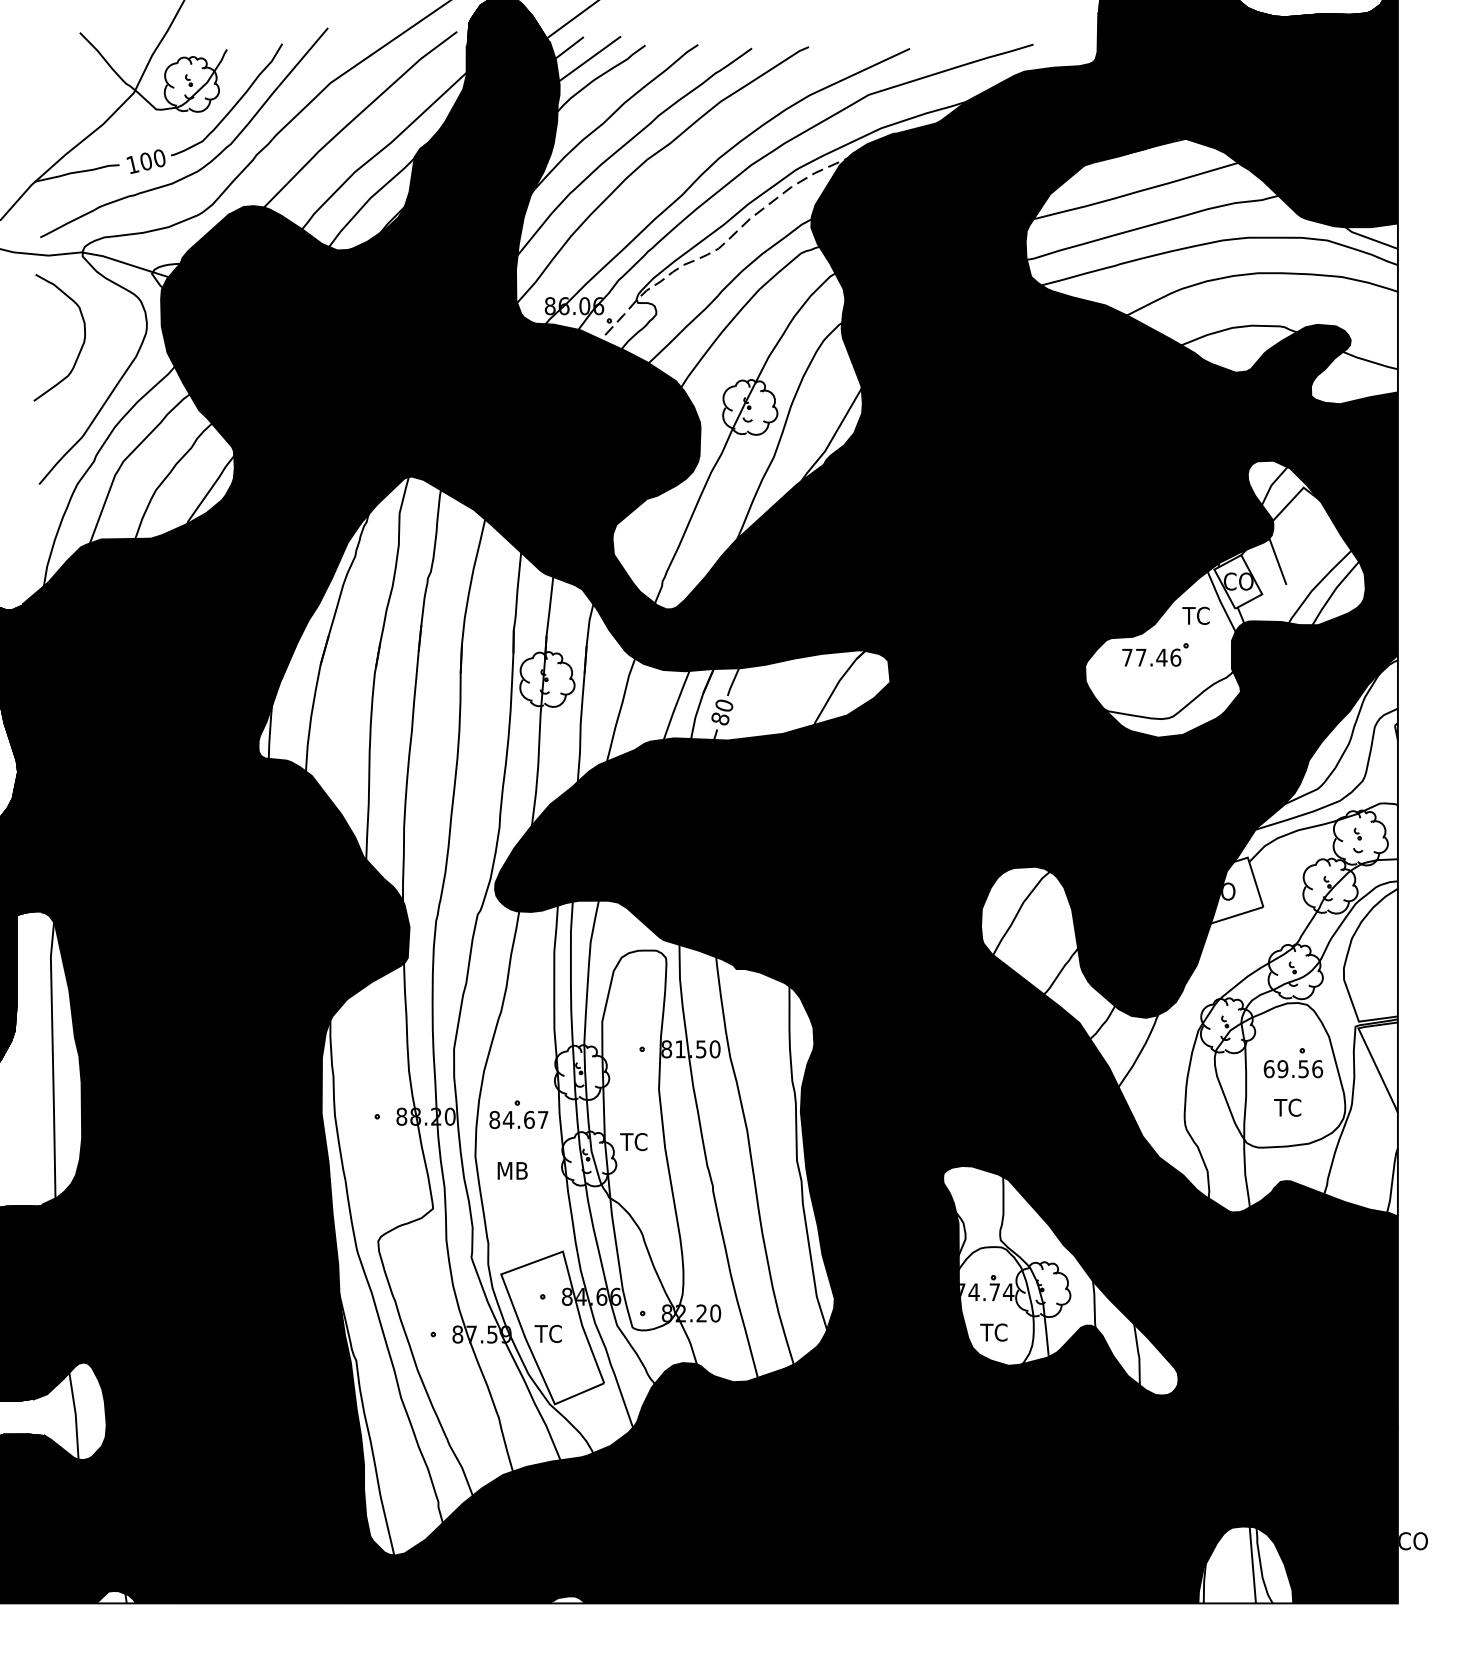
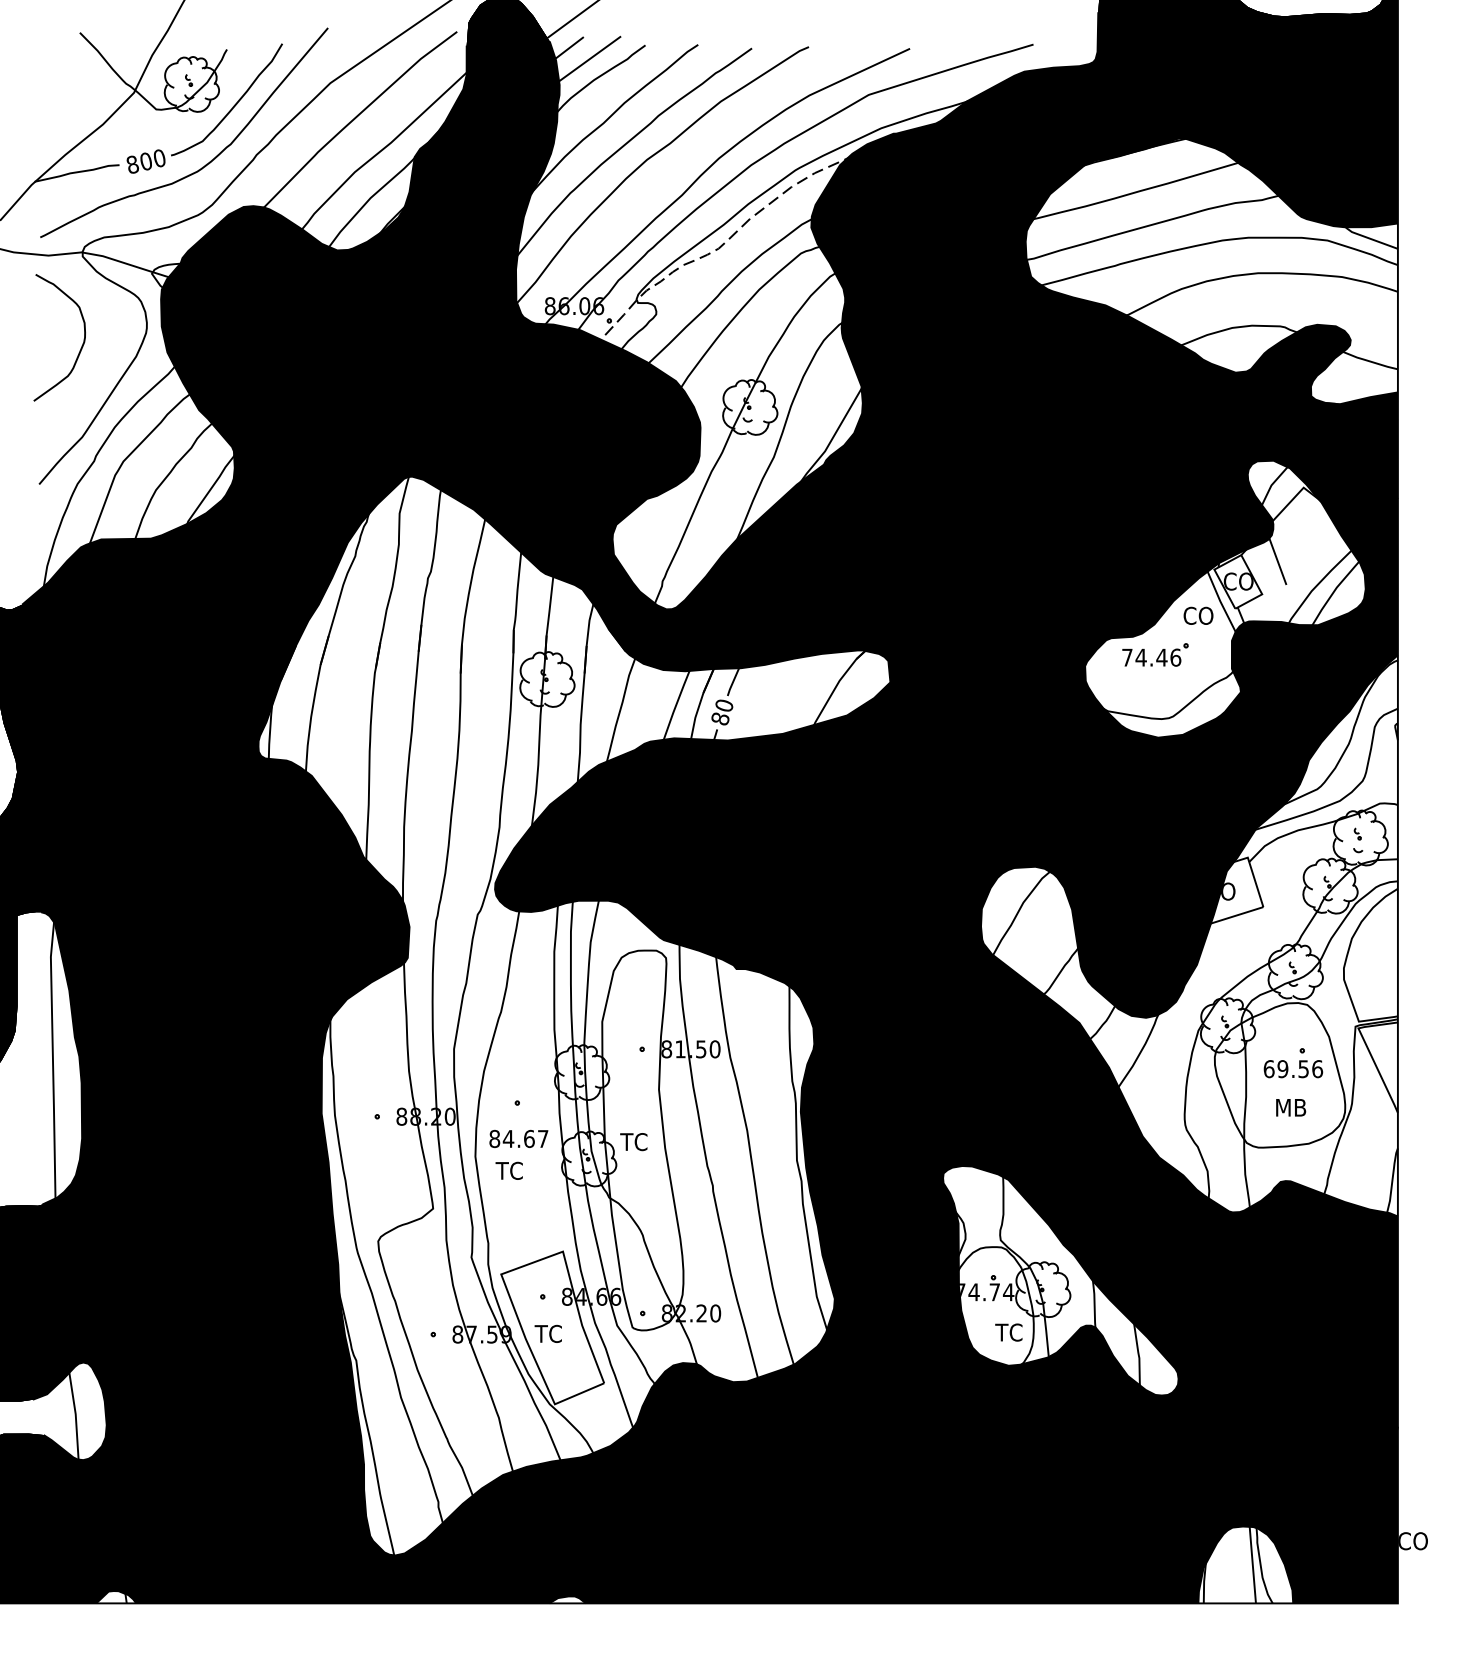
text: 100 -> 800 (132, 164)
text: TC -> CO (1197, 615)
text: 77.46 -> 74.46 (1140, 657)
text: TC -> MB (1290, 1107)
text position: (518, 1119) -> (518, 1138) (518, 1138)
text: MB -> TC (511, 1170)
text position: (993, 1332) -> (1008, 1332) (1008, 1332)
